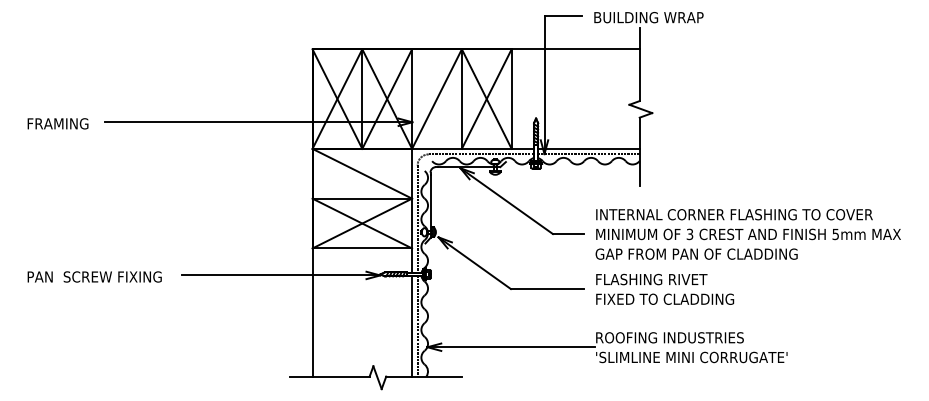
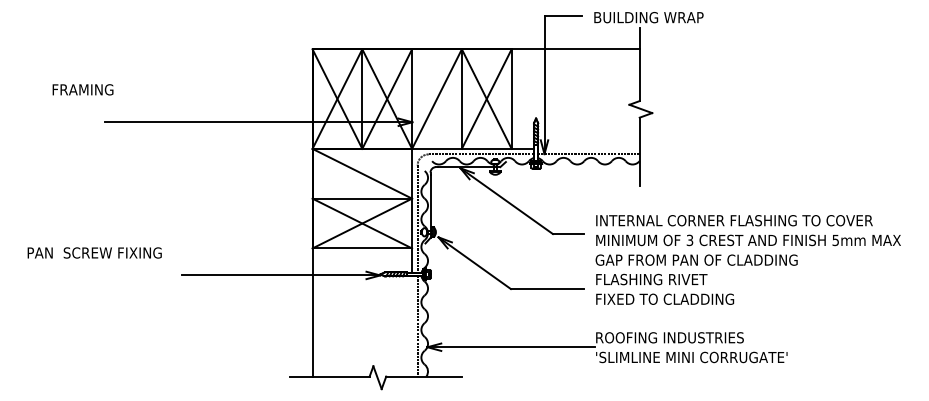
text position: (57, 123) -> (82, 89) (82, 89)
line: present -> none (588, 148)
text position: (747, 234) -> (747, 240) (747, 240)
text position: (94, 276) -> (94, 252) (94, 252)
line: present -> none (412, 326)
